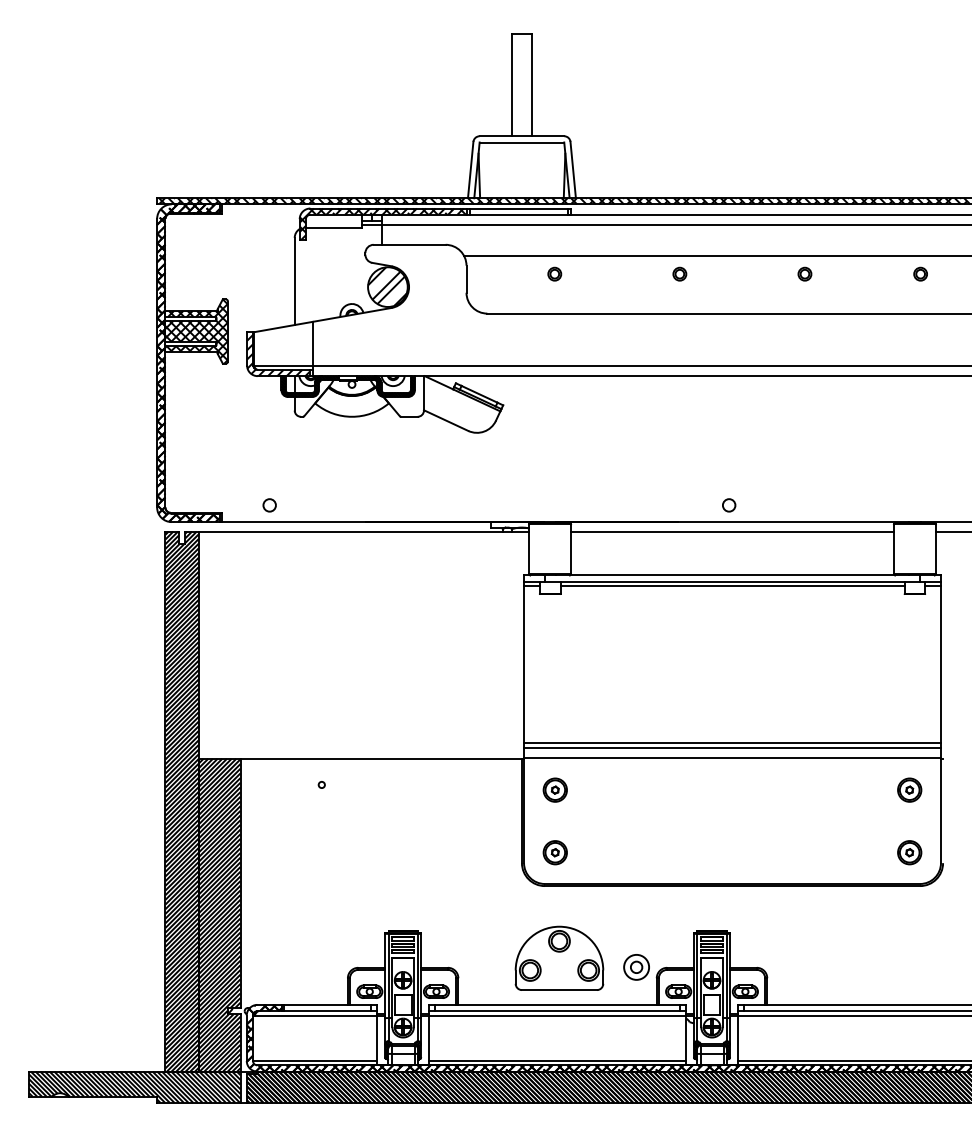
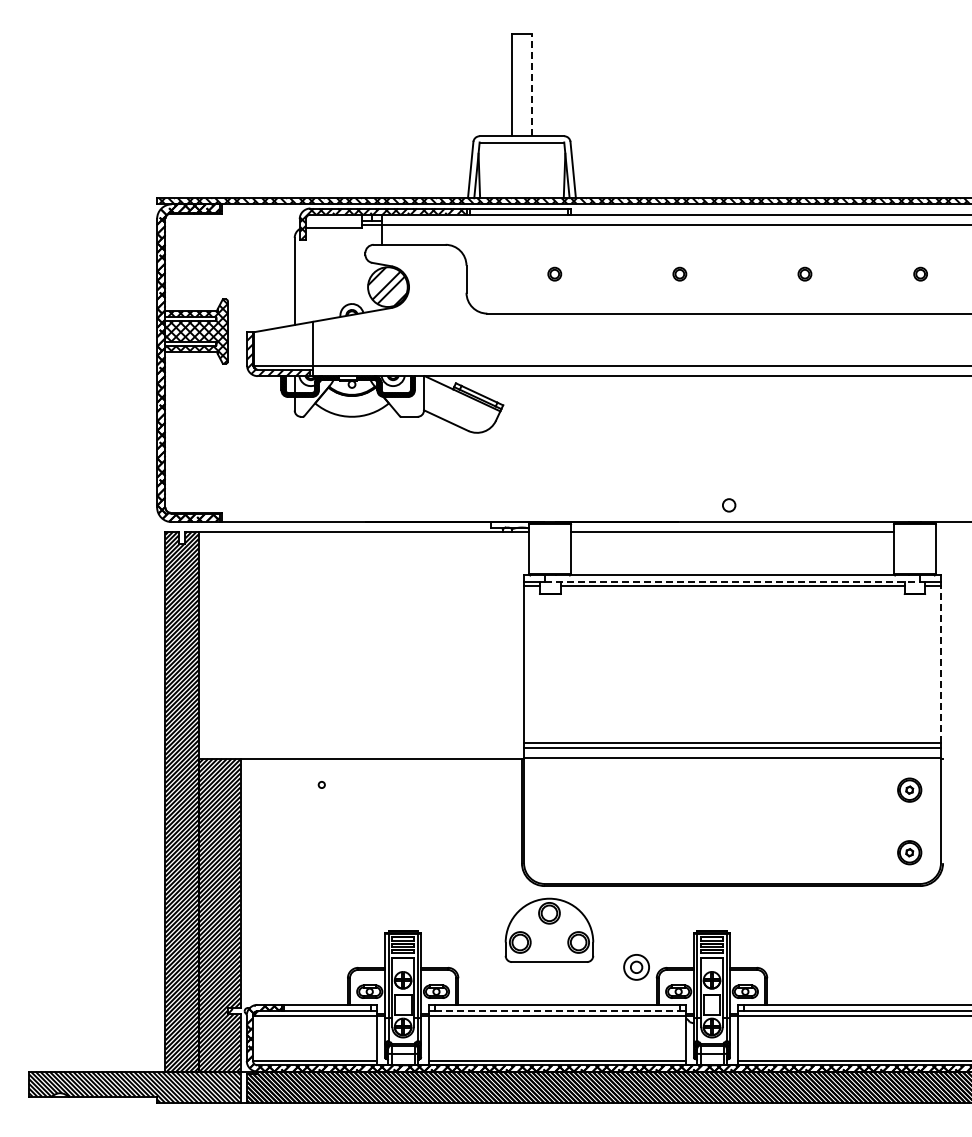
line: solid -> dashed (532, 84)
line: present -> none (716, 256)
circle: present -> none (269, 505)
line: present -> none (951, 531)
line: solid -> dashed (732, 581)
line: solid -> dashed (940, 664)
part: present -> none (554, 789)
part: present -> none (554, 852)
part position: (559, 957) -> (549, 929) (549, 929)
line: solid -> dashed (558, 1011)
